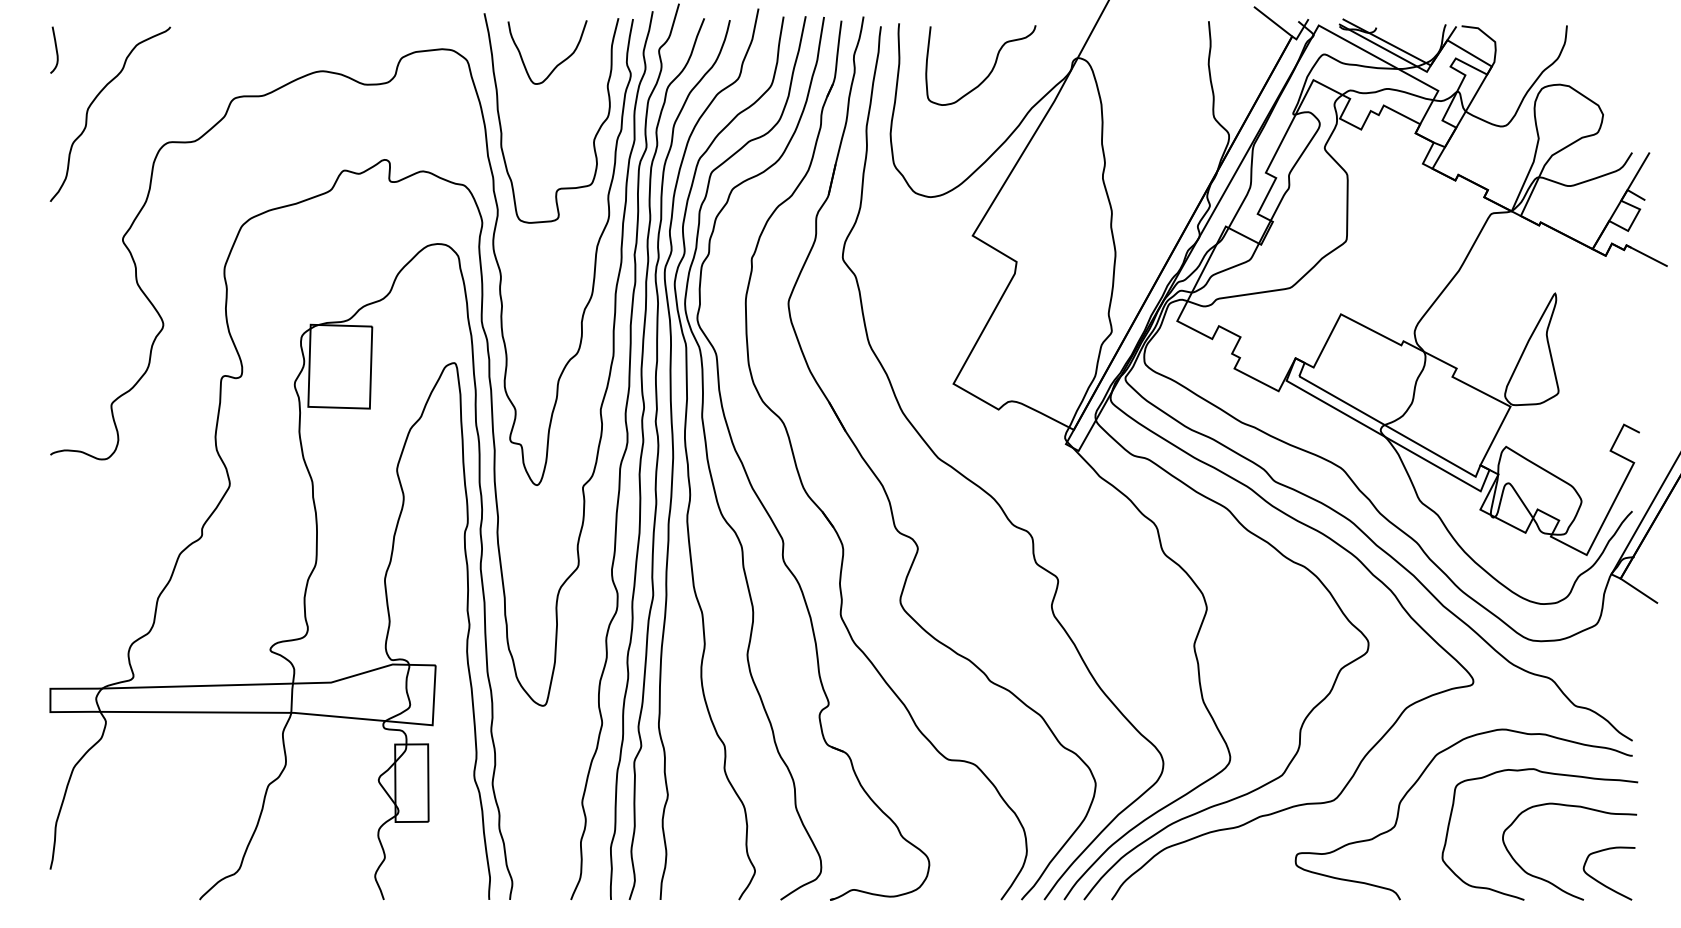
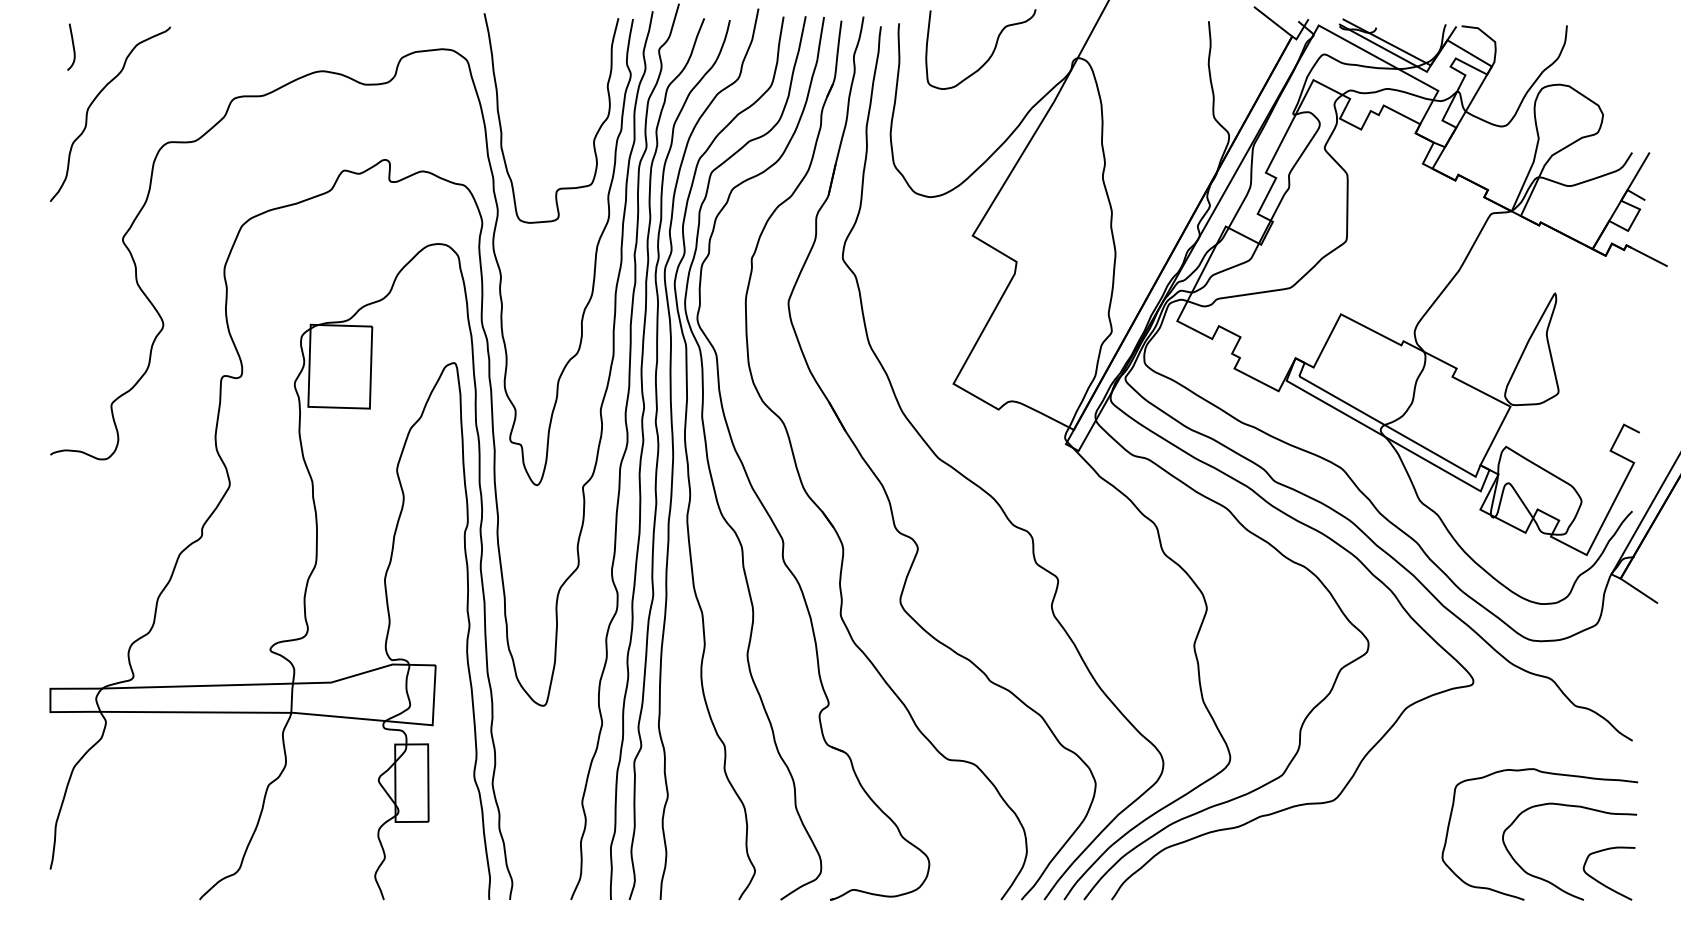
curve position: (55, 49) -> (72, 46) (72, 46)
curve: present -> none (558, 63)
curve position: (989, 72) -> (989, 56) (989, 56)
curve: present -> none (1419, 779)
